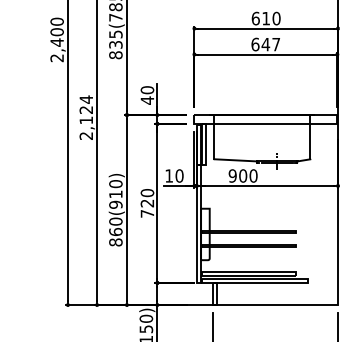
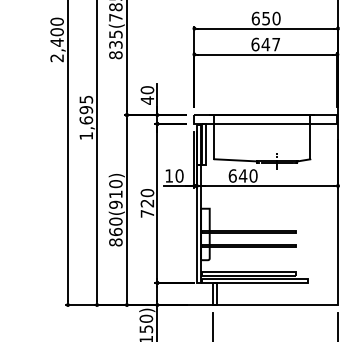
text: 610 -> 650 (265, 18)
text: 2,124 -> 1,695 (86, 117)
text: 900 -> 640 (237, 175)
